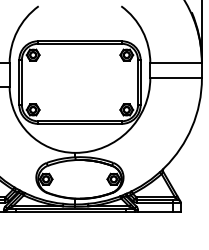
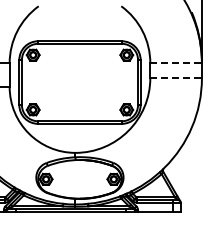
line: solid -> dashed (176, 63)
line: solid -> dashed (176, 78)
